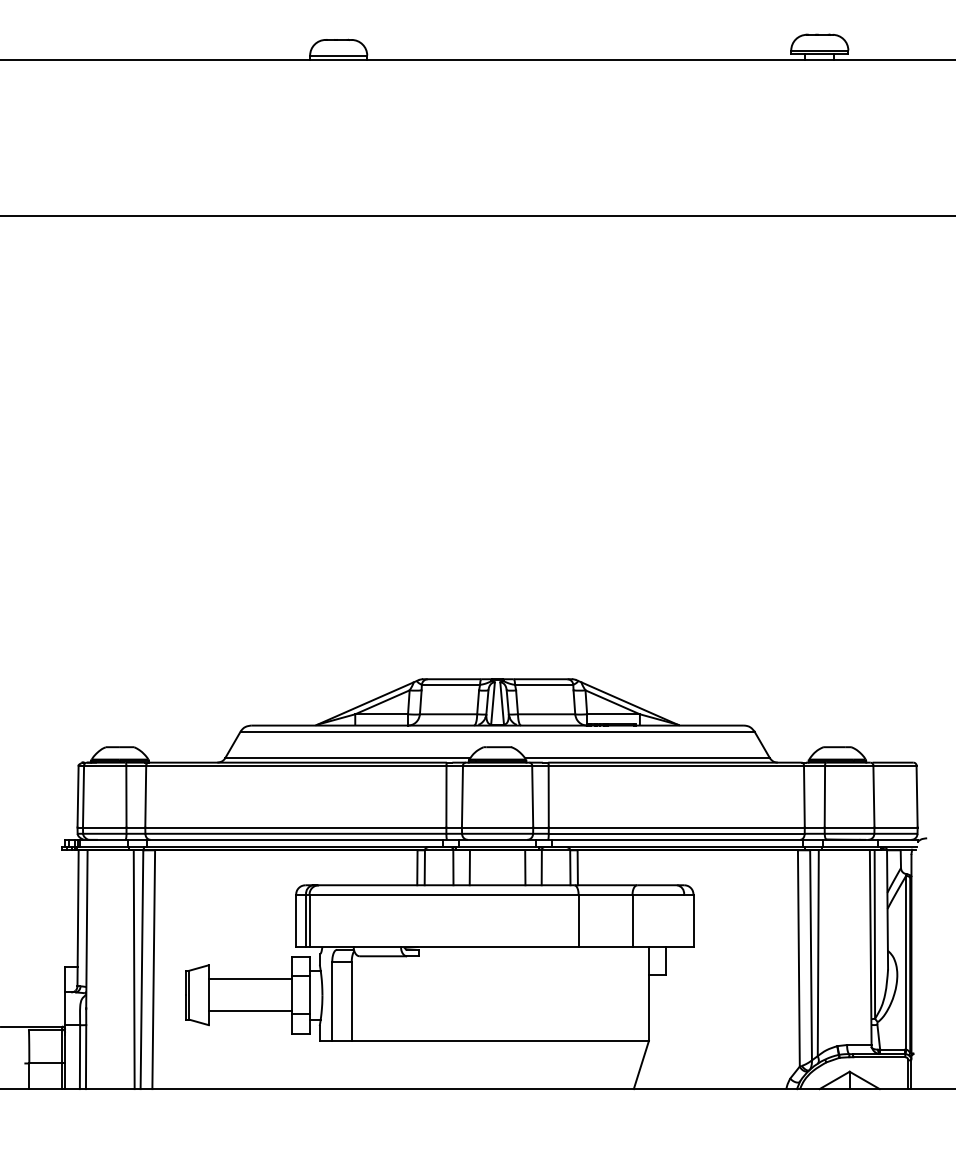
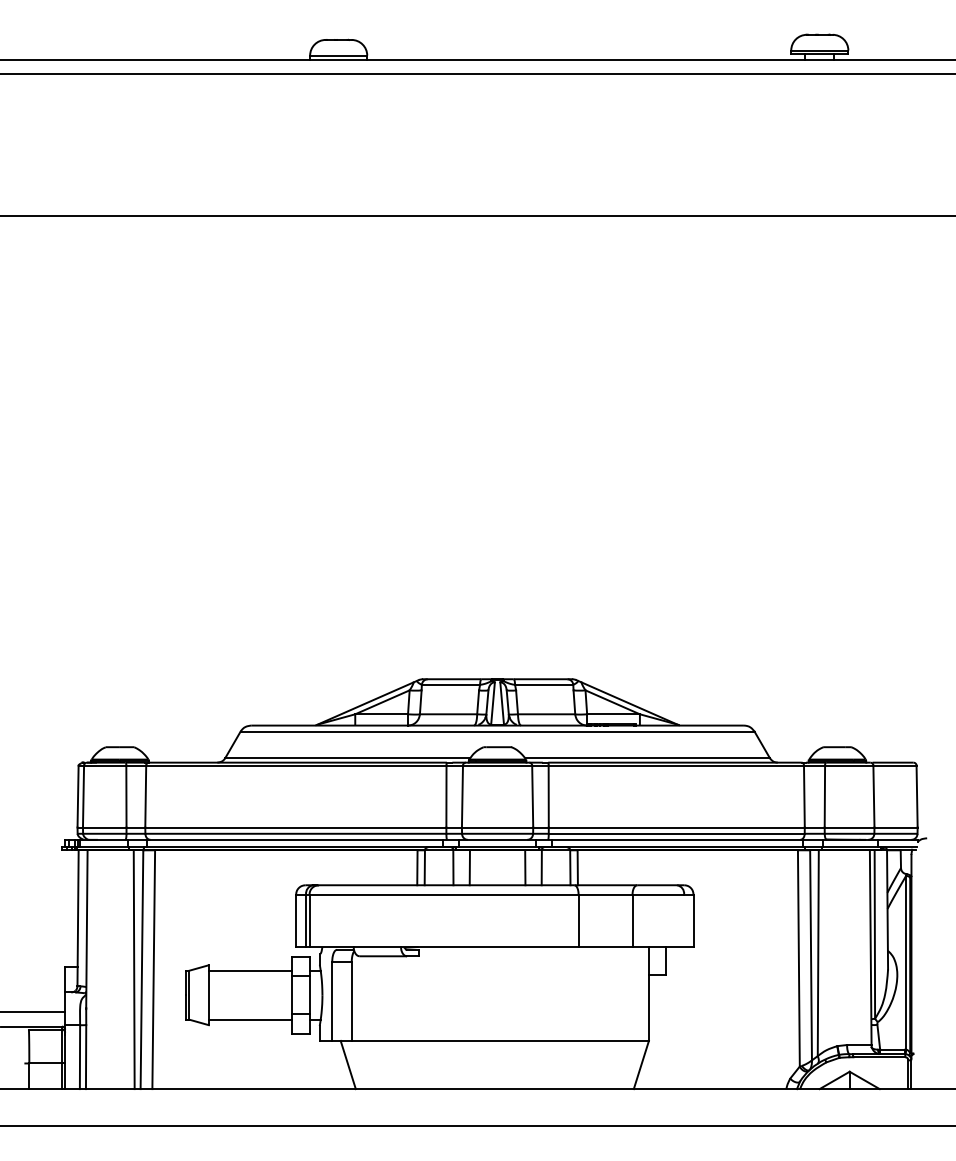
line: none -> present (477, 73)
line position: (249, 978) -> (249, 970) (249, 970)
line position: (249, 1010) -> (249, 1019) (249, 1019)
line: none -> present (33, 1011)
line: none -> present (347, 1064)
line: none -> present (477, 1126)
